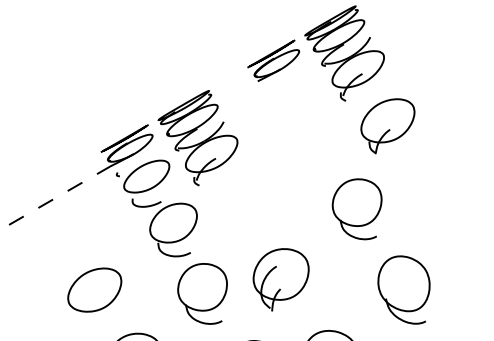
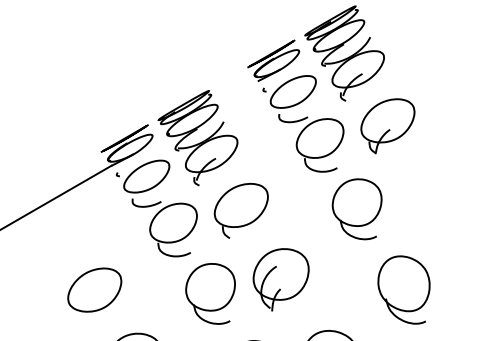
part: none -> present (303, 123)
line: dashed -> solid (55, 198)
part: none -> present (240, 210)
part position: (202, 293) -> (210, 293) (210, 293)
